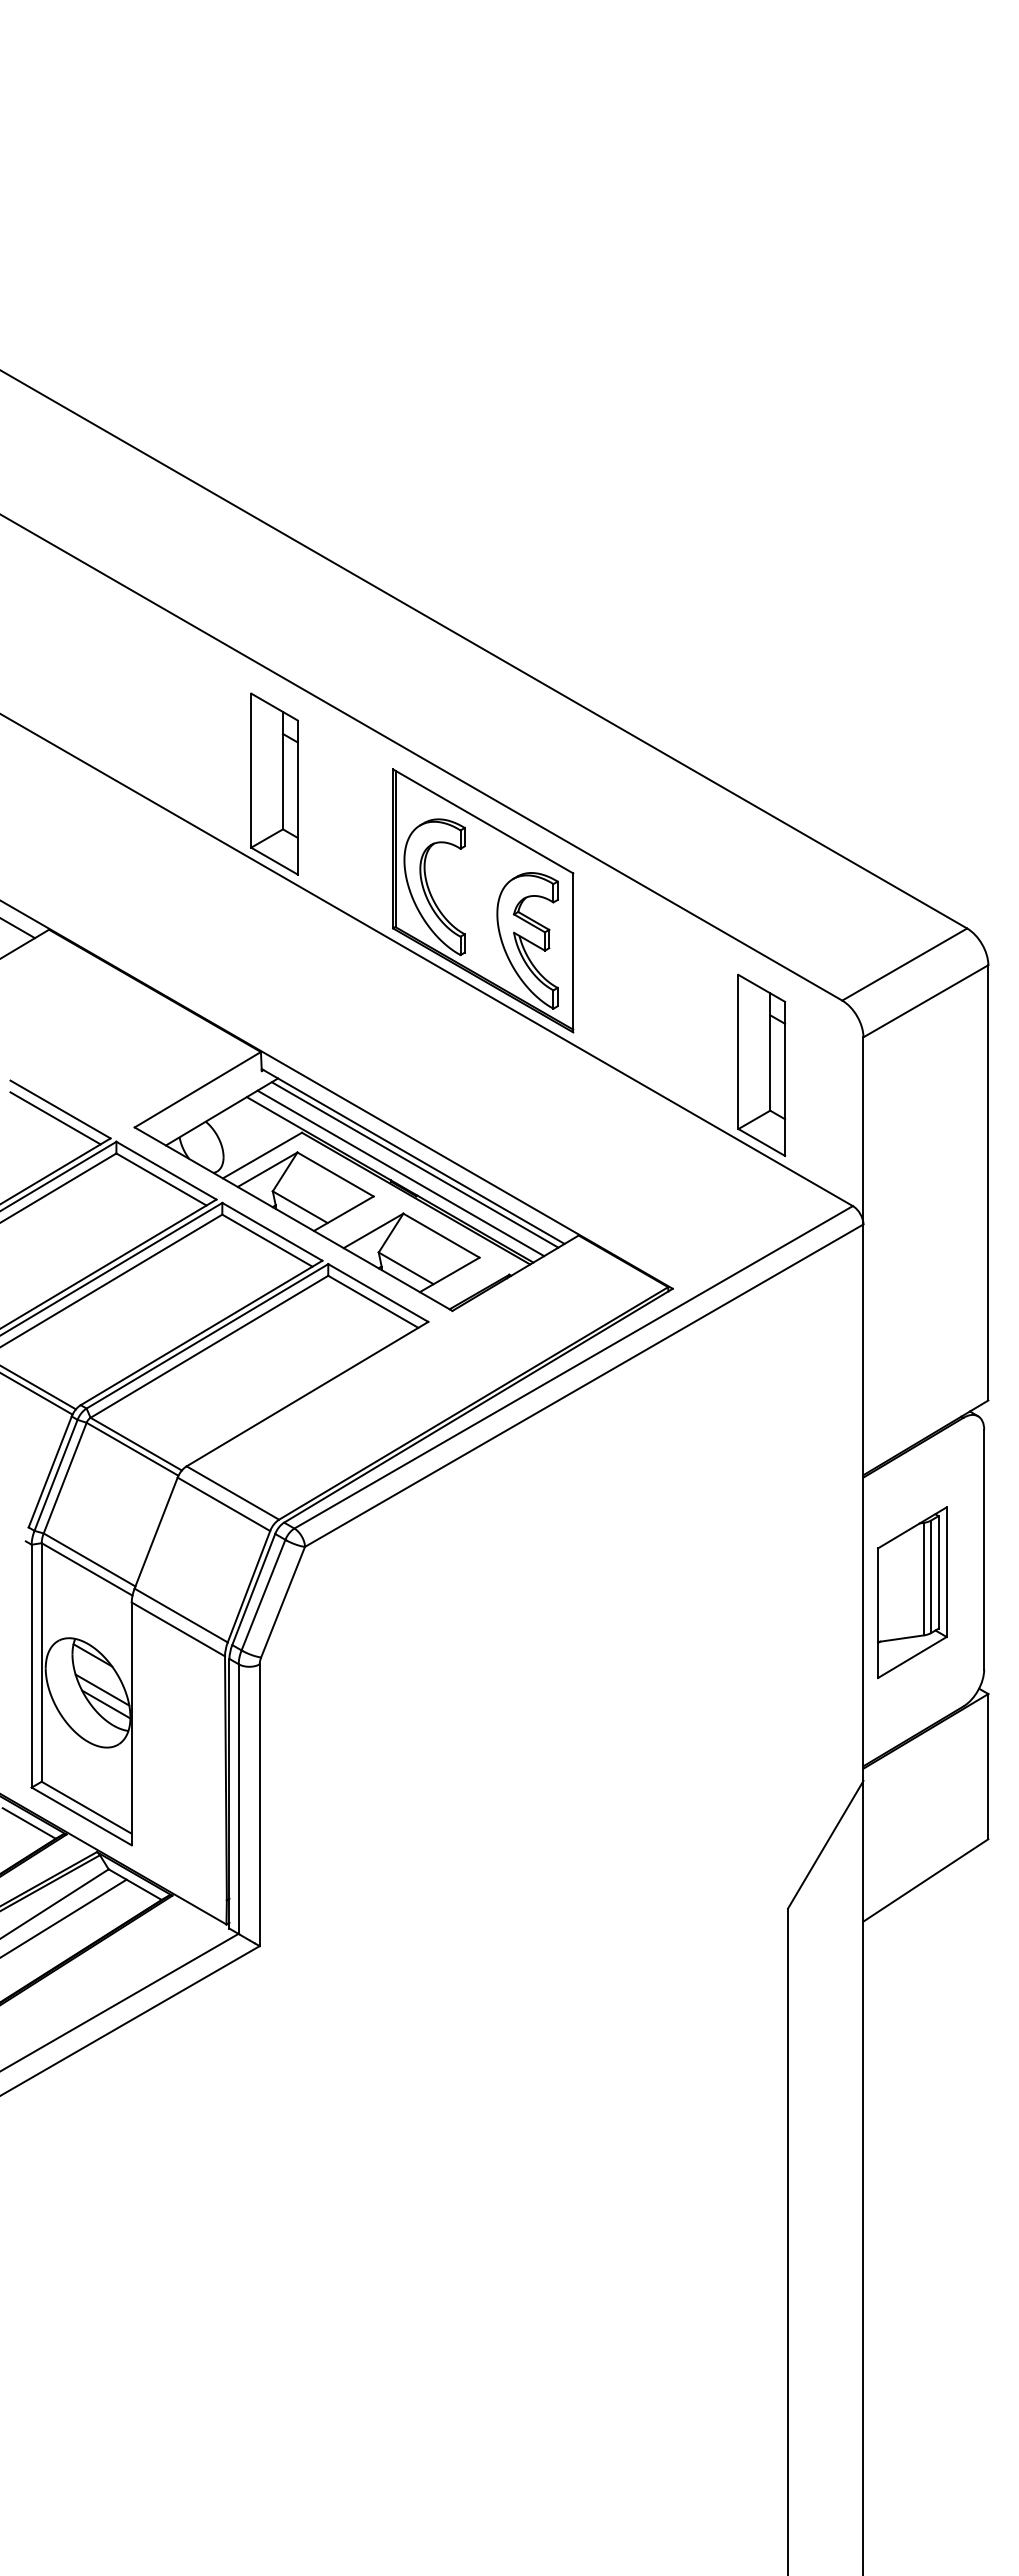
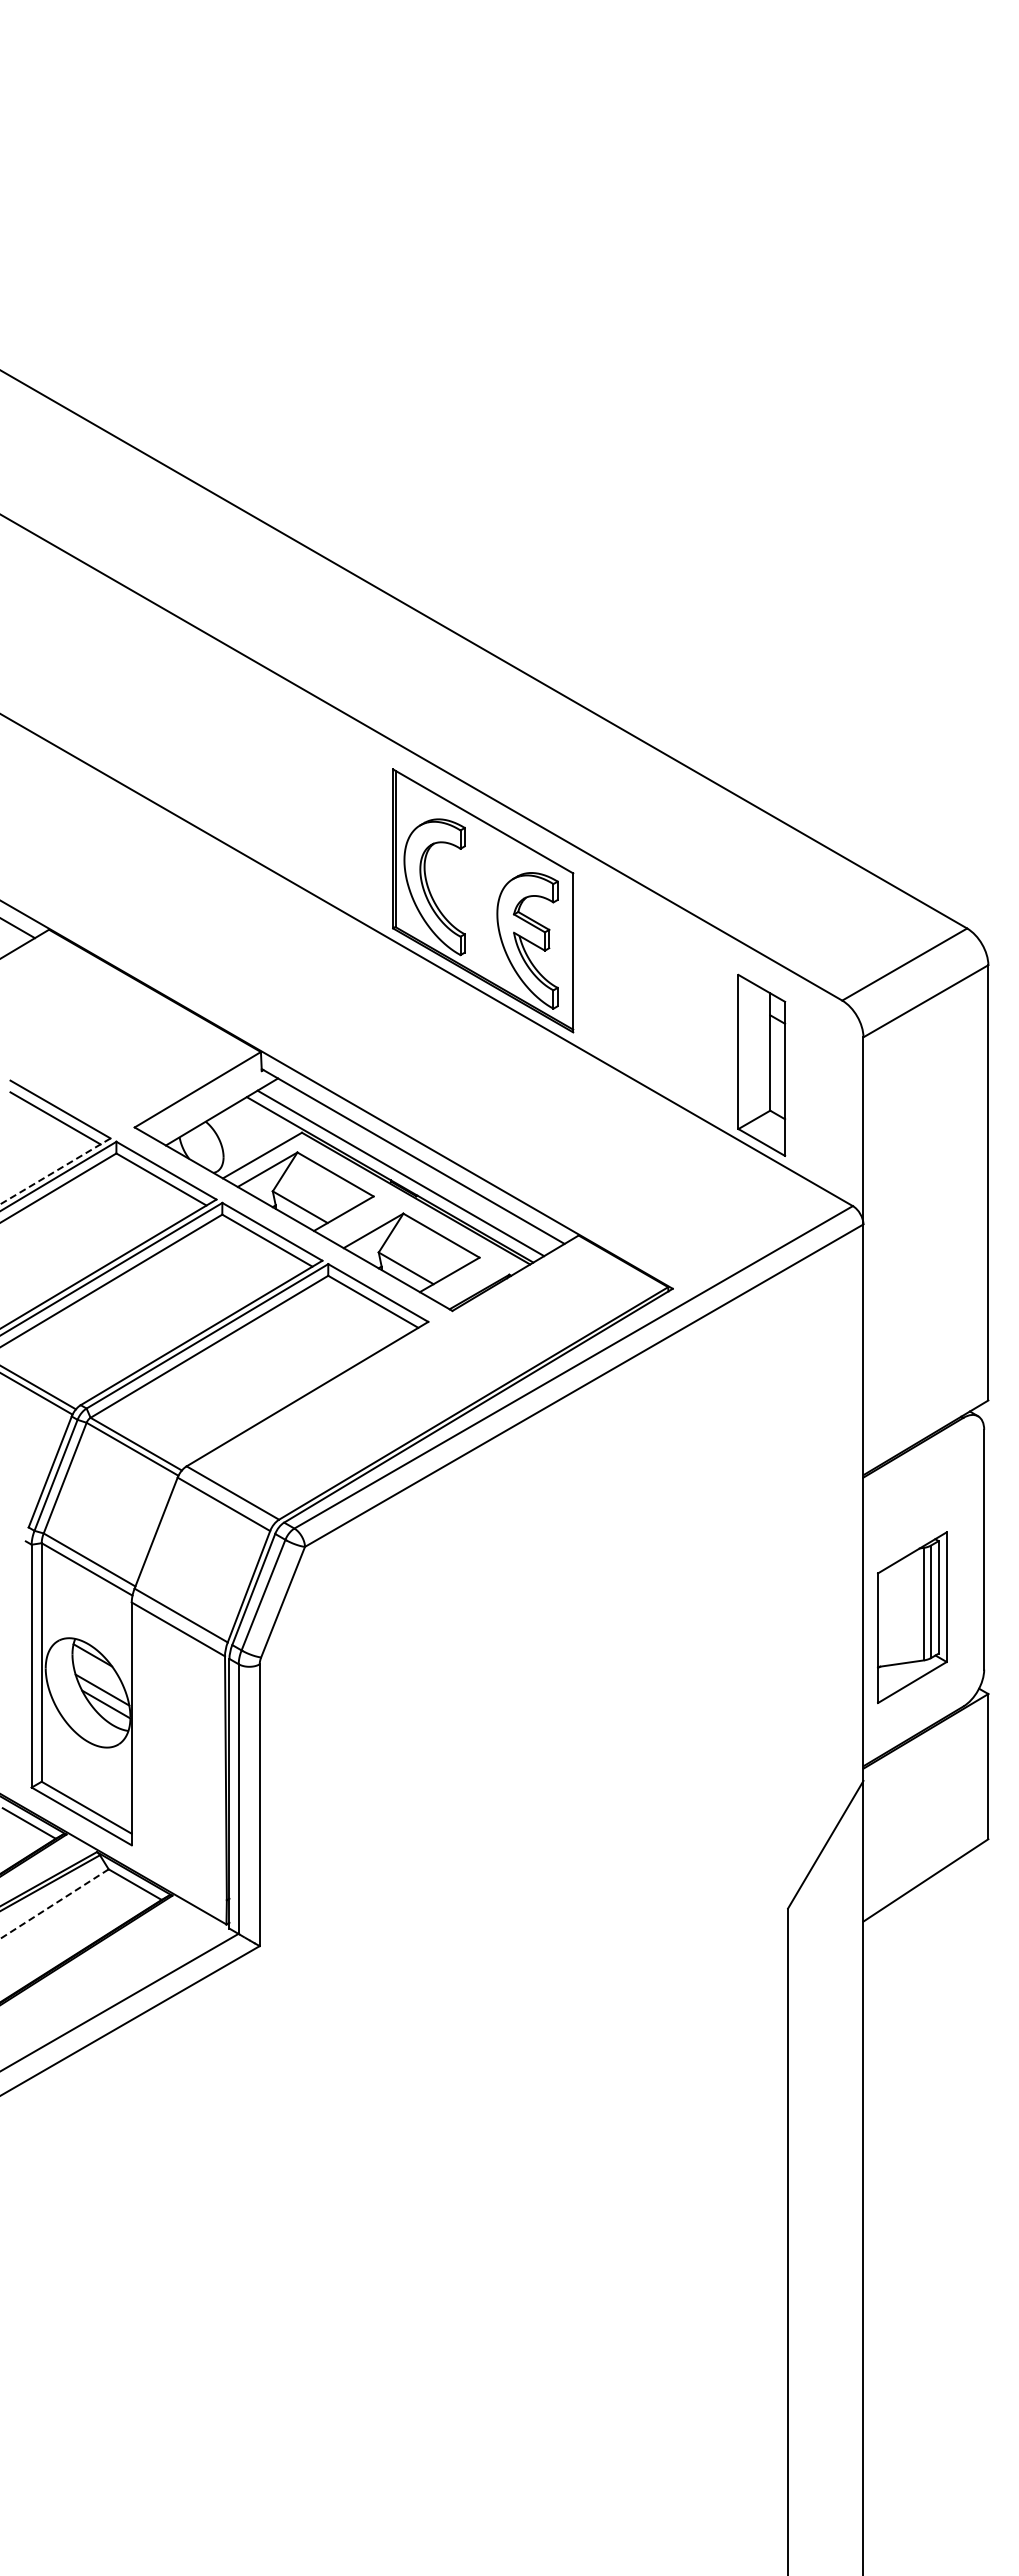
part: present -> none (274, 783)
line: present -> none (414, 1164)
line: solid -> dashed (54, 1171)
part position: (912, 1592) -> (912, 1617) (912, 1617)
line: solid -> dashed (54, 1904)
line: present -> none (64, 1917)
